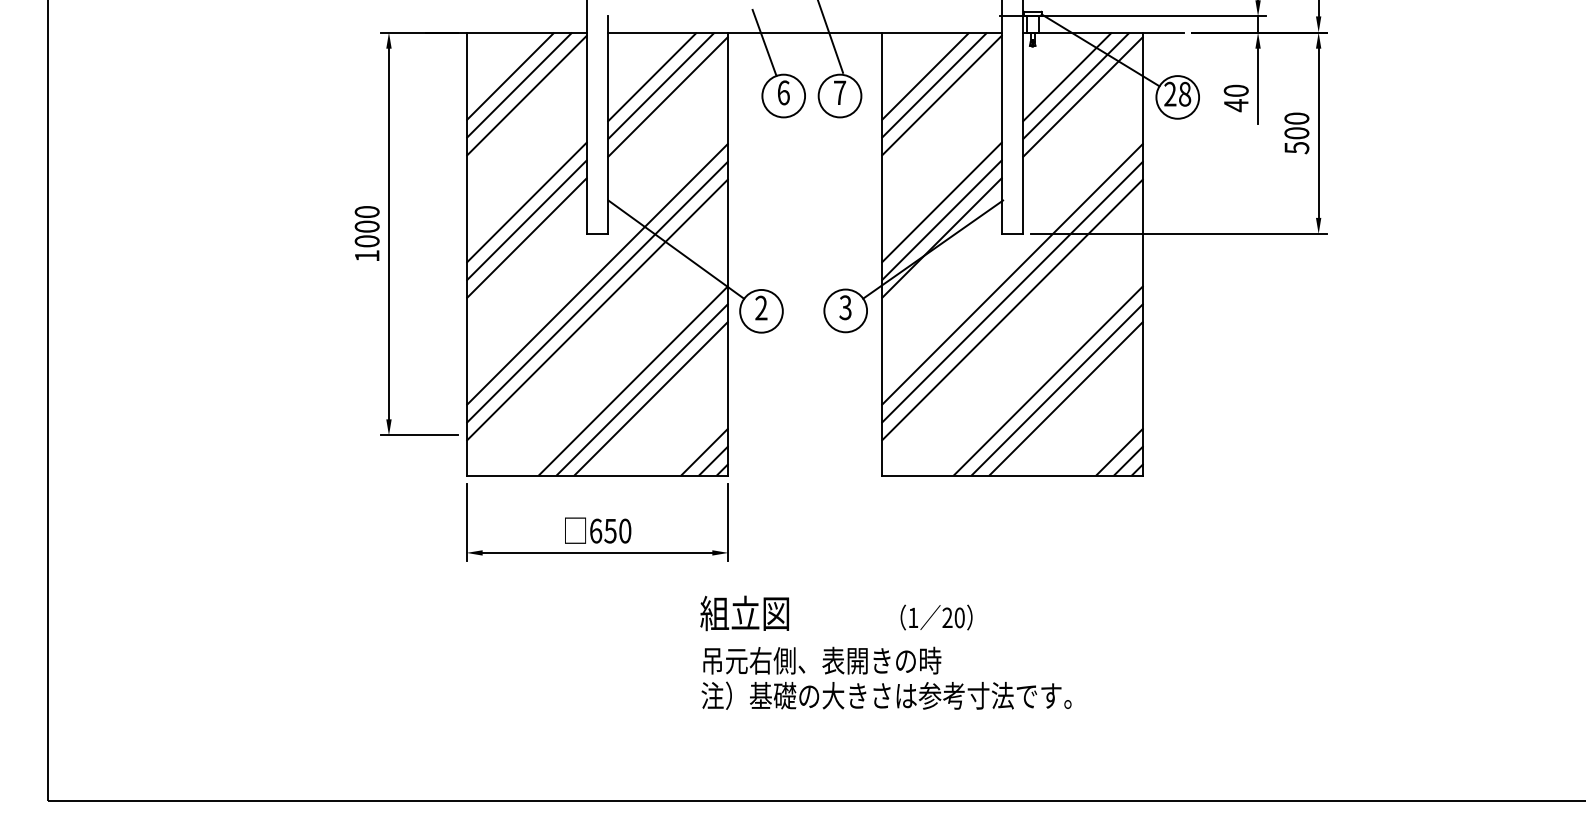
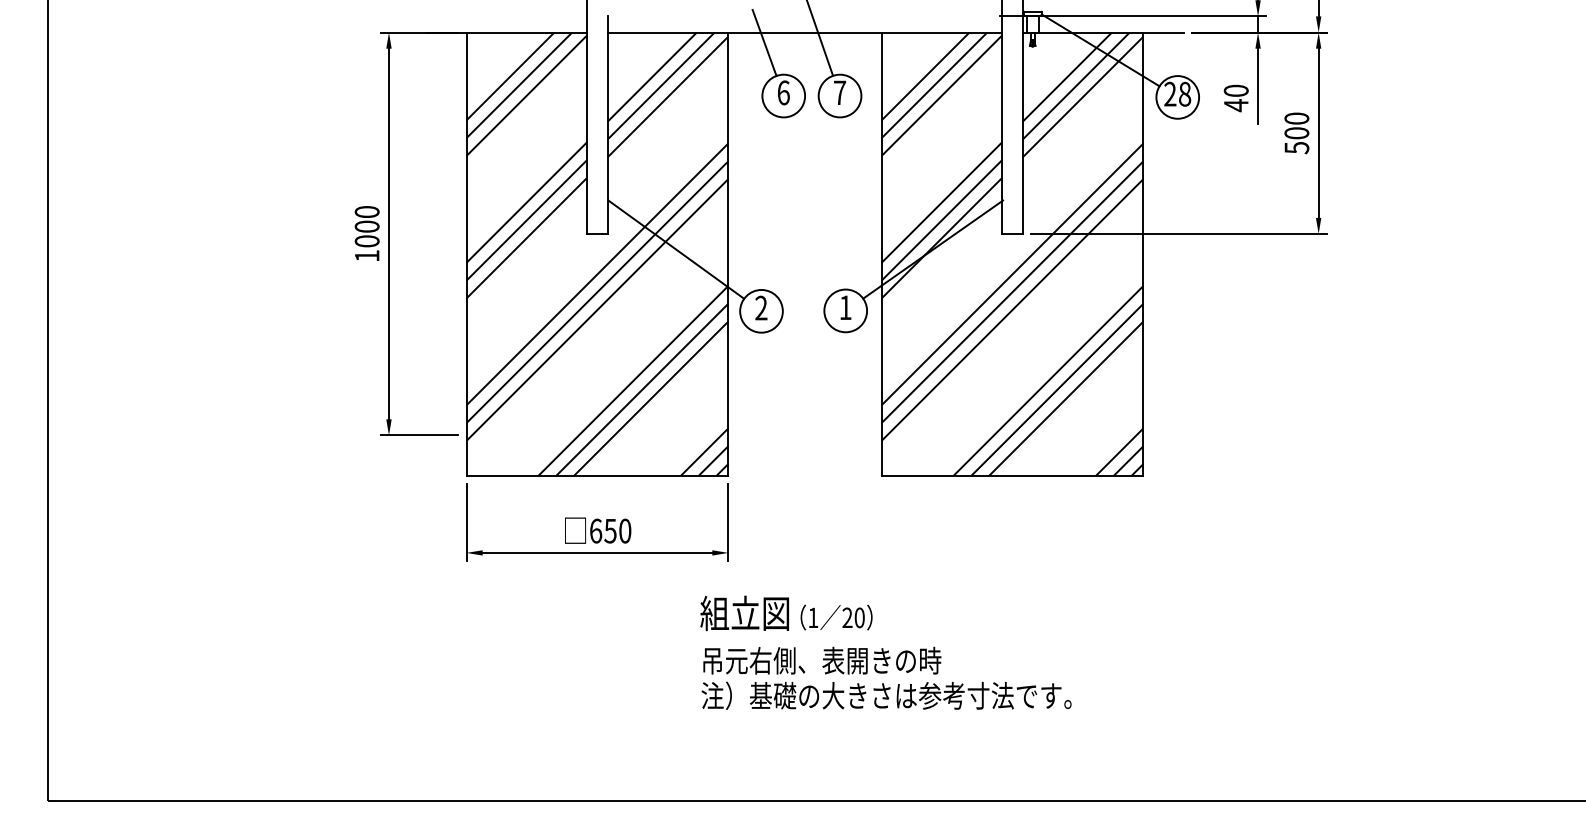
line position: (830, 37) -> (820, 38) (820, 38)
text: 3 -> 1 (845, 307)
text position: (936, 617) -> (836, 617) (836, 617)
